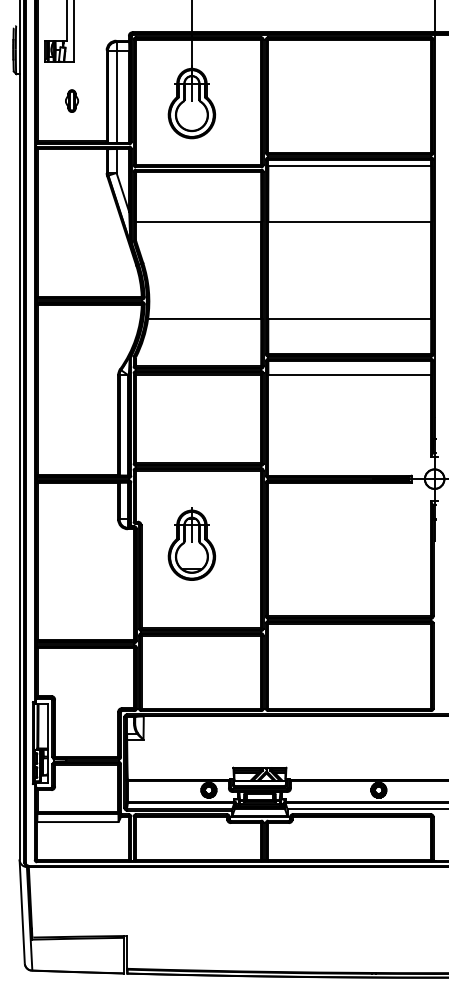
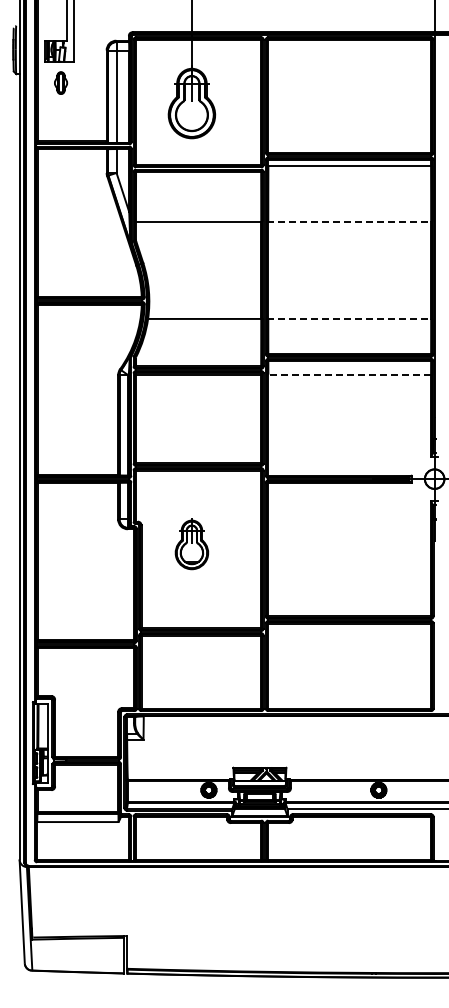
part position: (72, 100) -> (61, 82) (61, 82)
line: solid -> dashed (349, 221)
line: solid -> dashed (349, 318)
line: solid -> dashed (349, 374)
part size: 50x74 px -> 36x53 px (191, 544)
